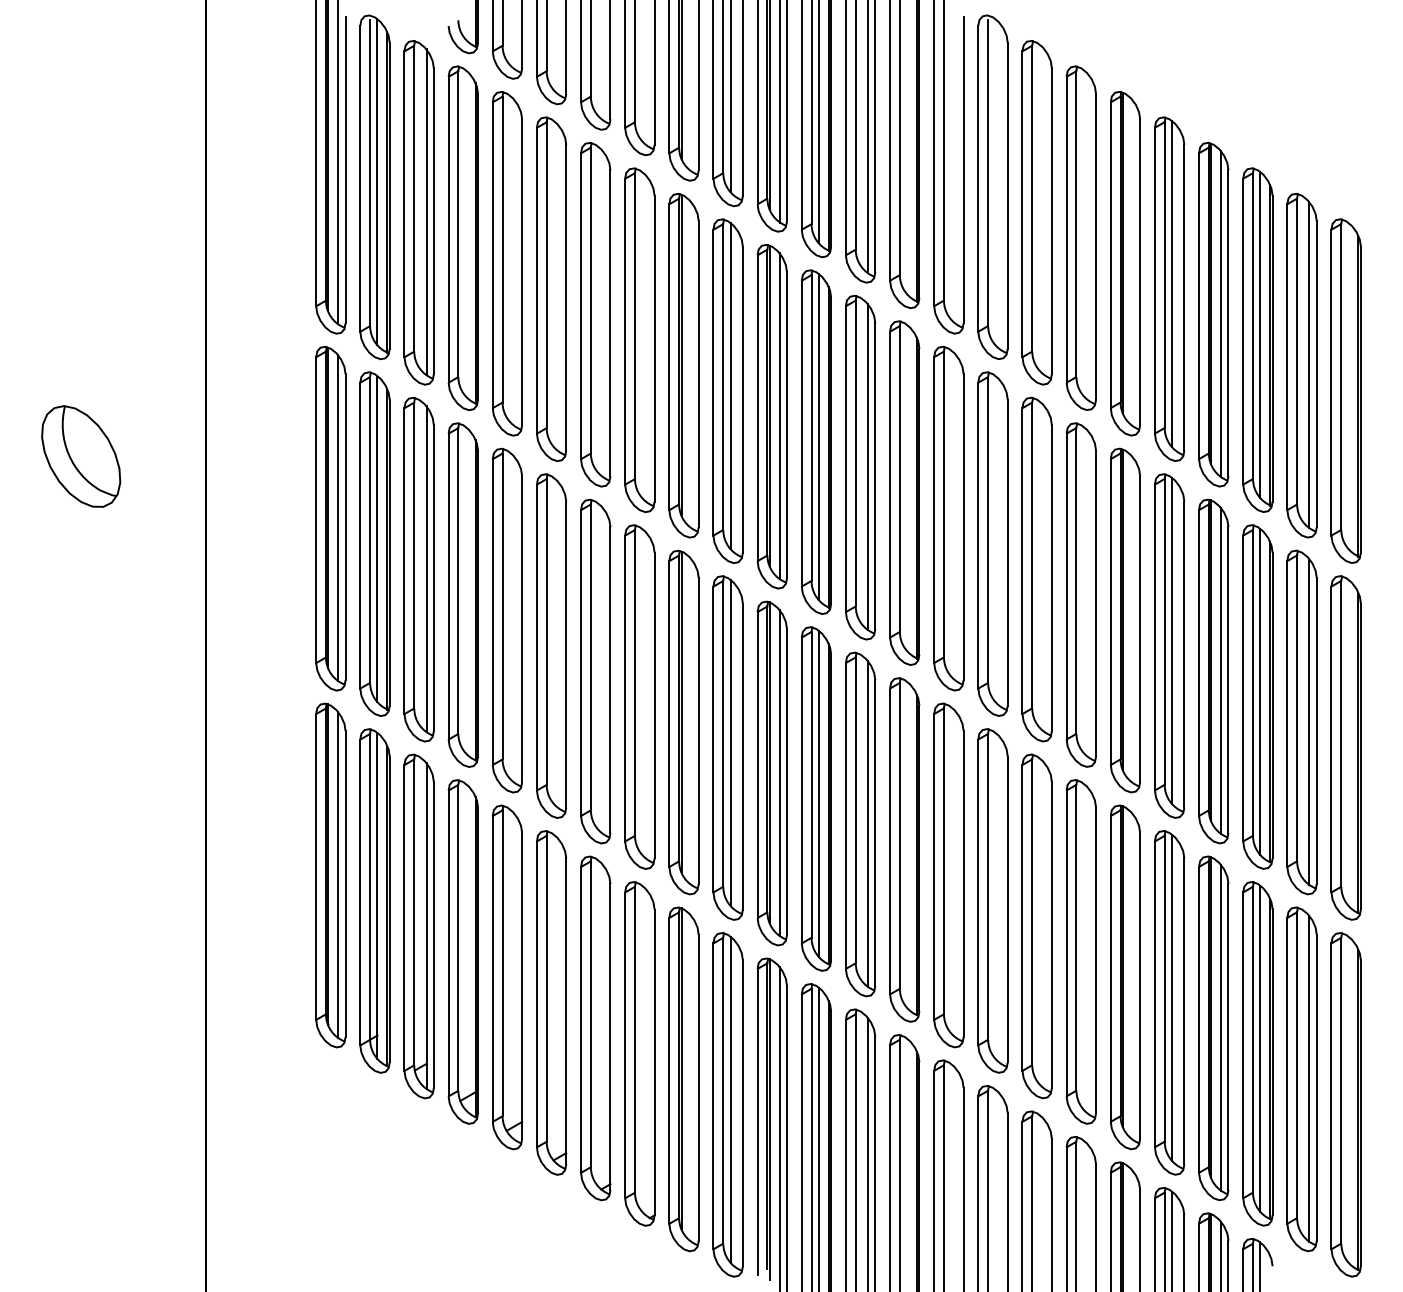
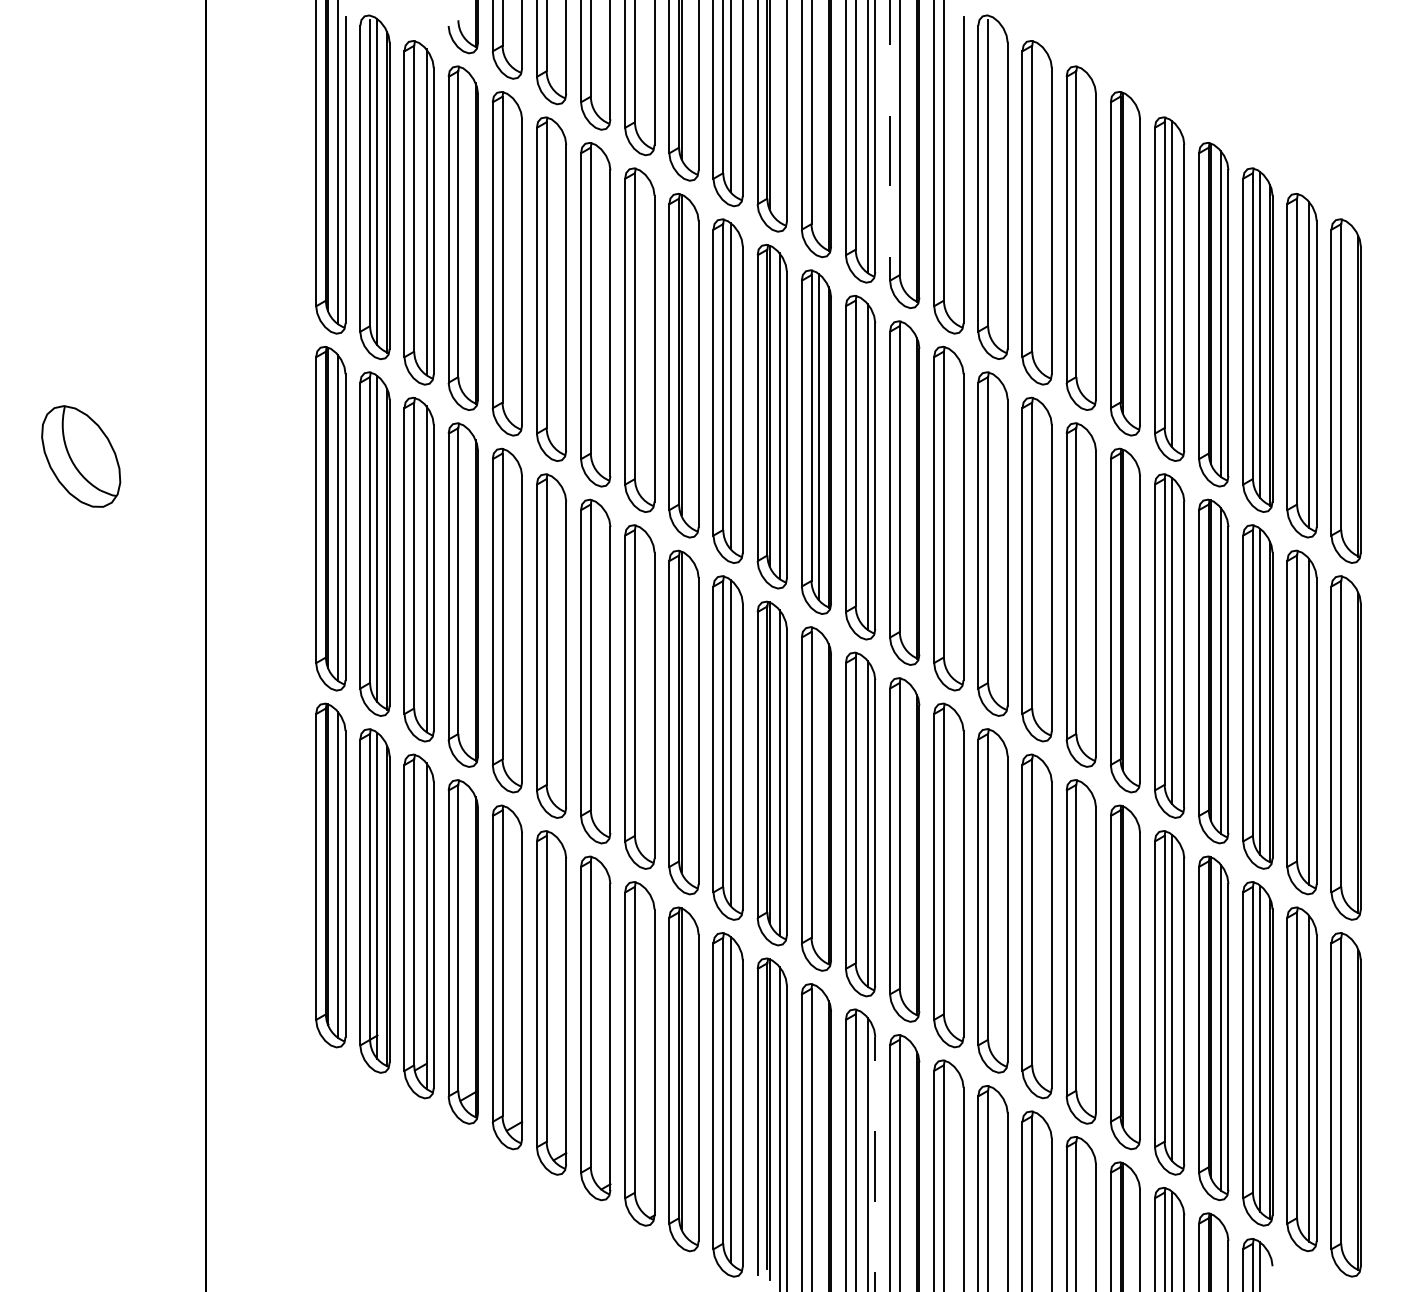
line: present -> none (779, 112)
line: present -> none (818, 122)
line: solid -> dashed (890, 140)
line: present -> none (818, 793)
line: present -> none (818, 1137)
line: solid -> dashed (875, 1163)
line: present -> none (1221, 1254)
